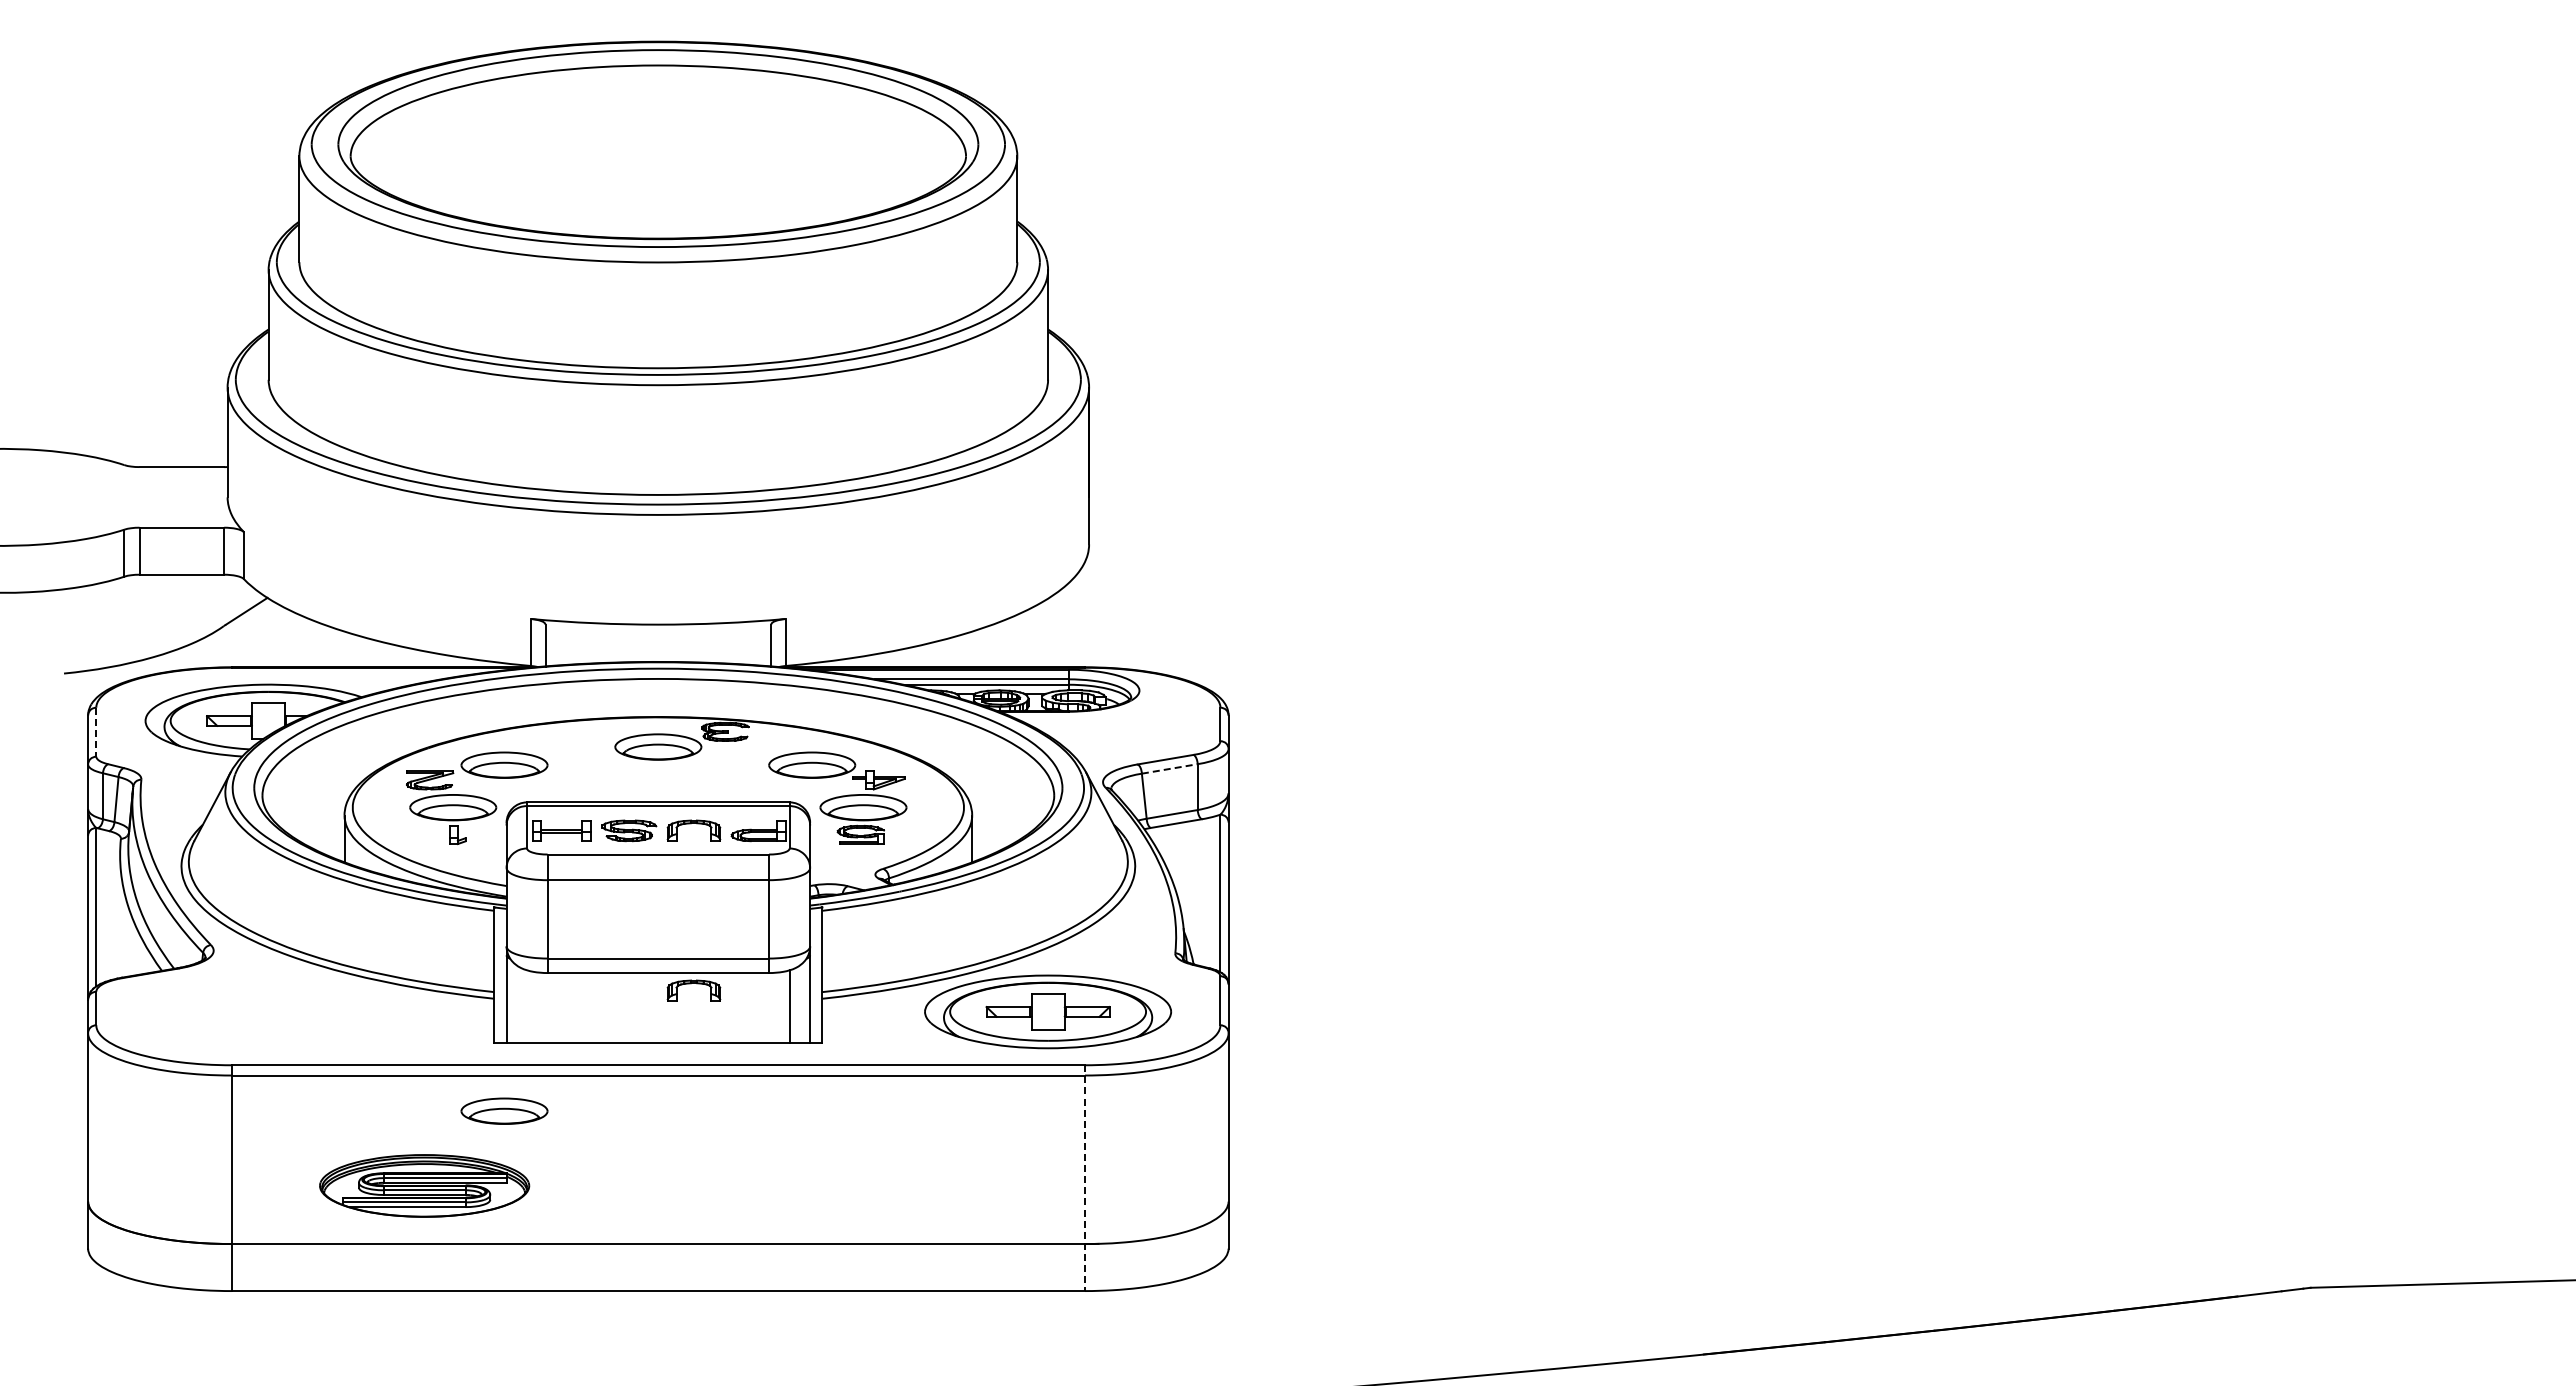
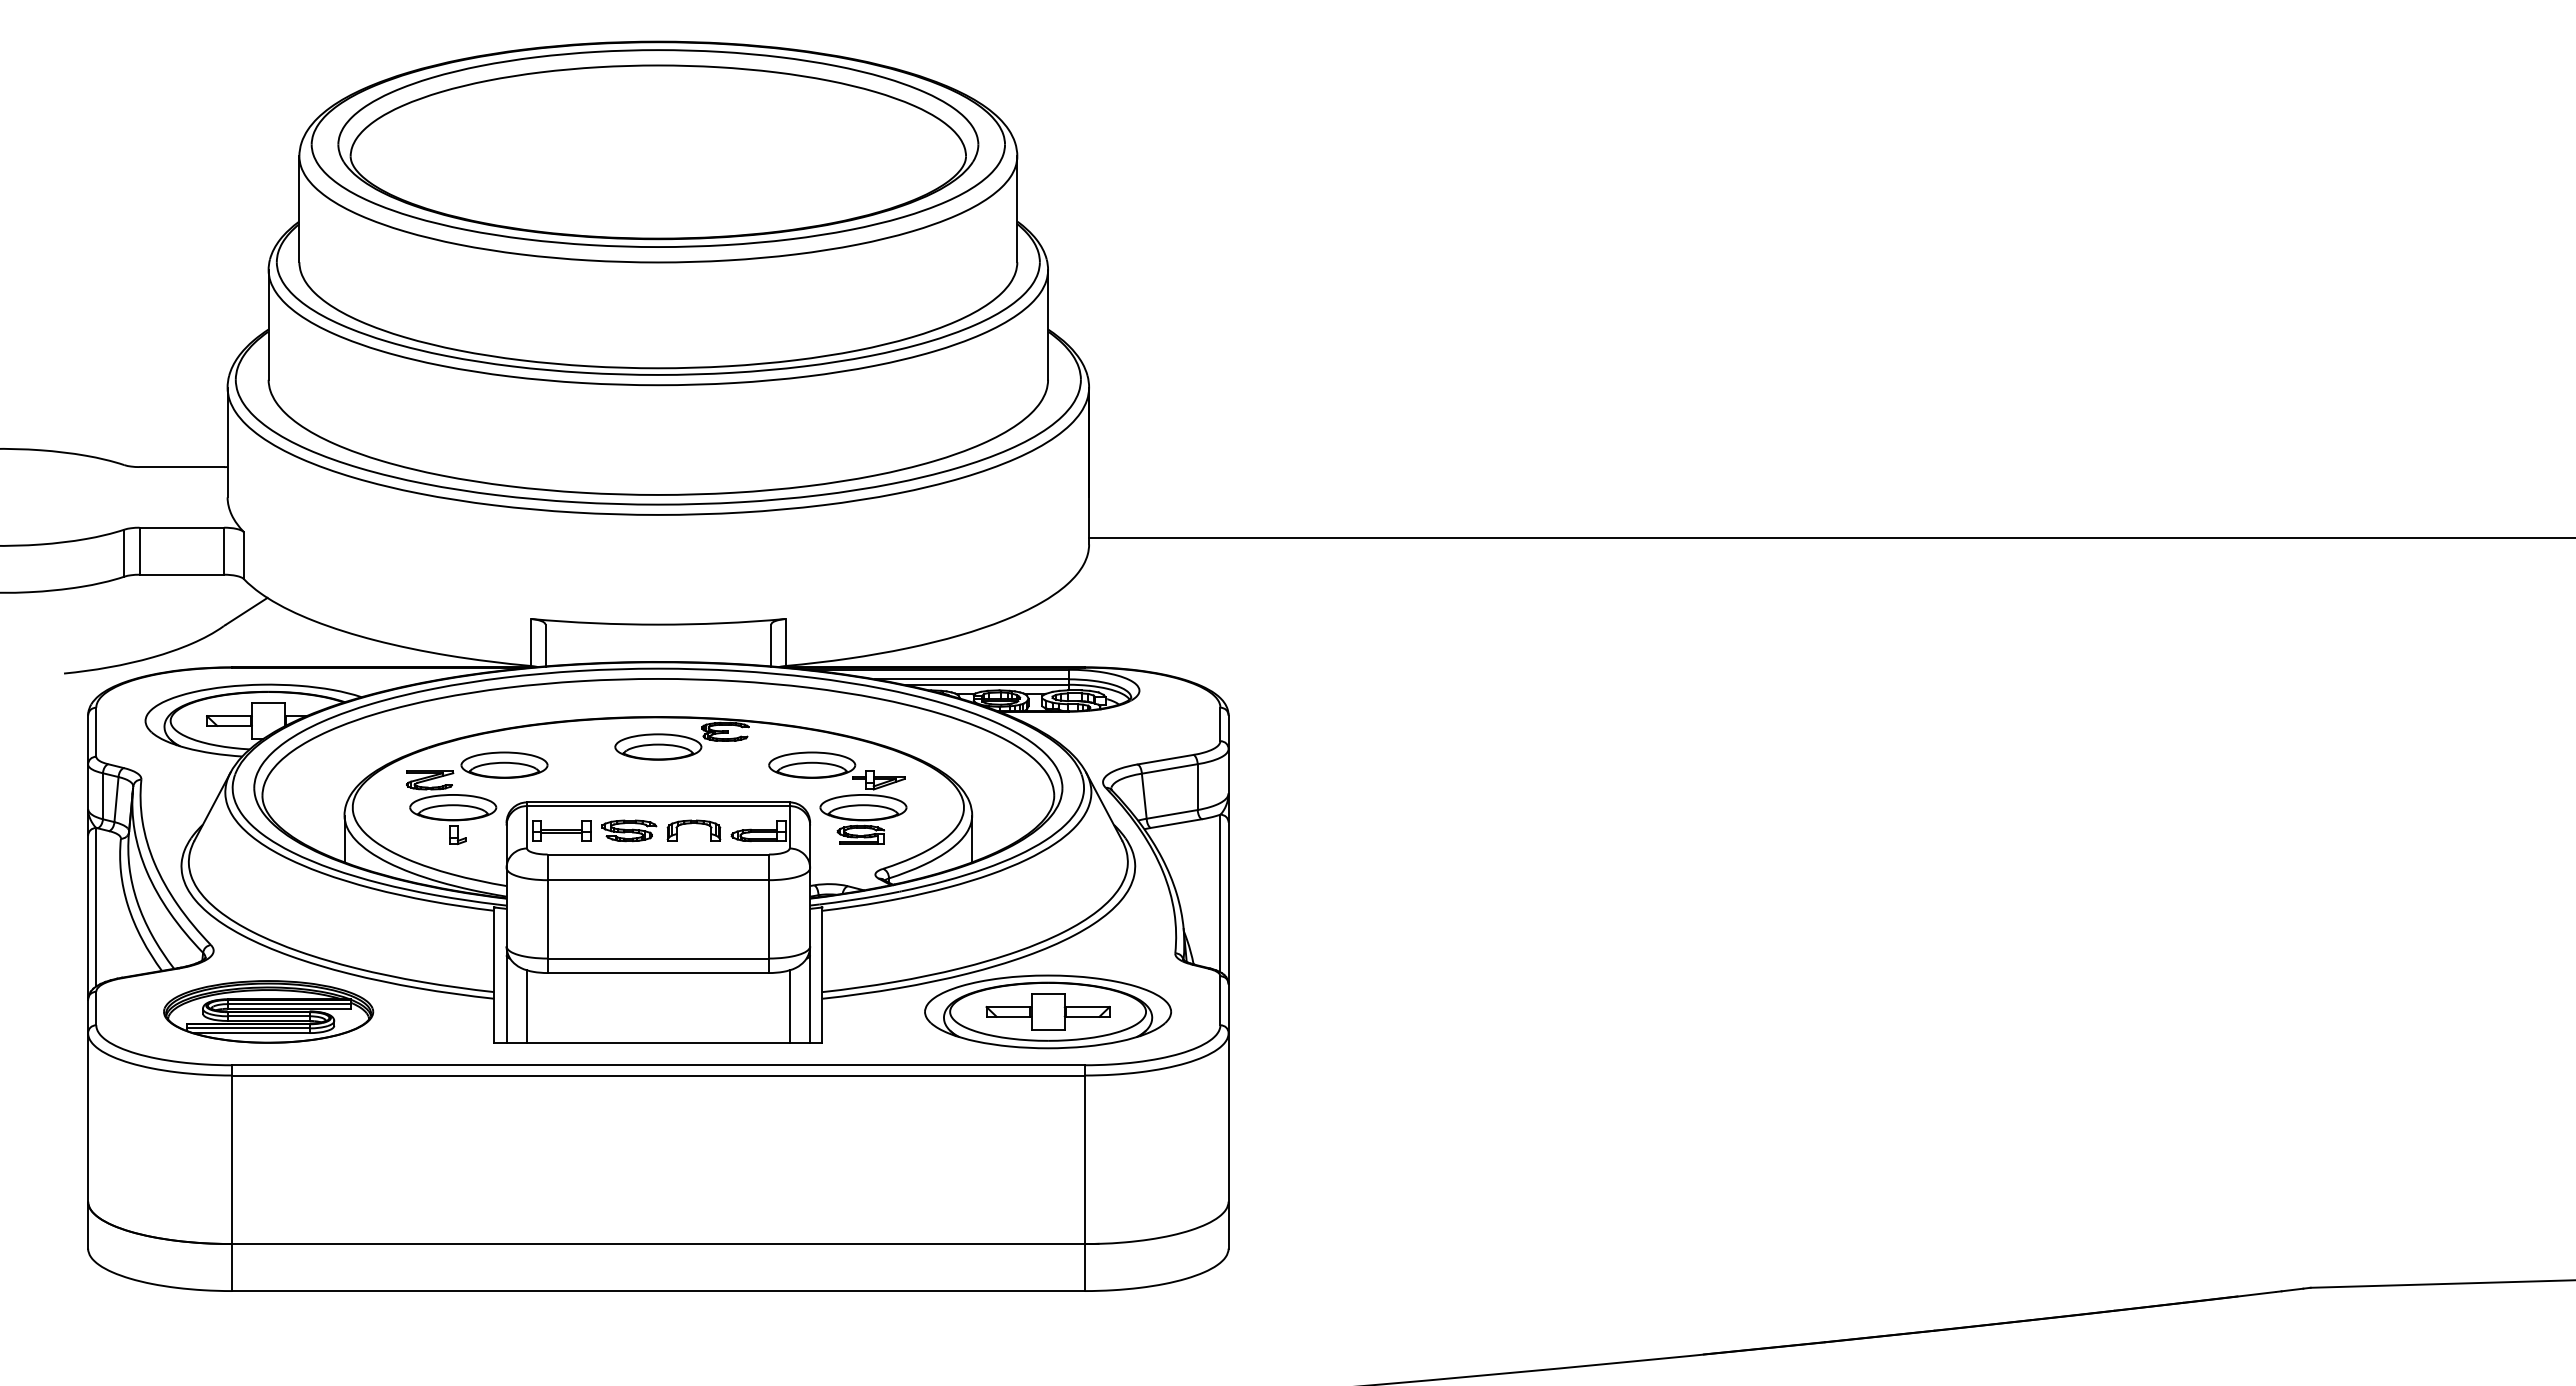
line: none -> present (1830, 538)
line: dashed -> solid (96, 732)
line: dashed -> solid (1170, 768)
part: present -> none (691, 984)
line: none -> present (527, 1006)
part: present -> none (504, 1110)
line: dashed -> solid (1085, 1178)
part position: (424, 1185) -> (268, 1011) (268, 1011)
